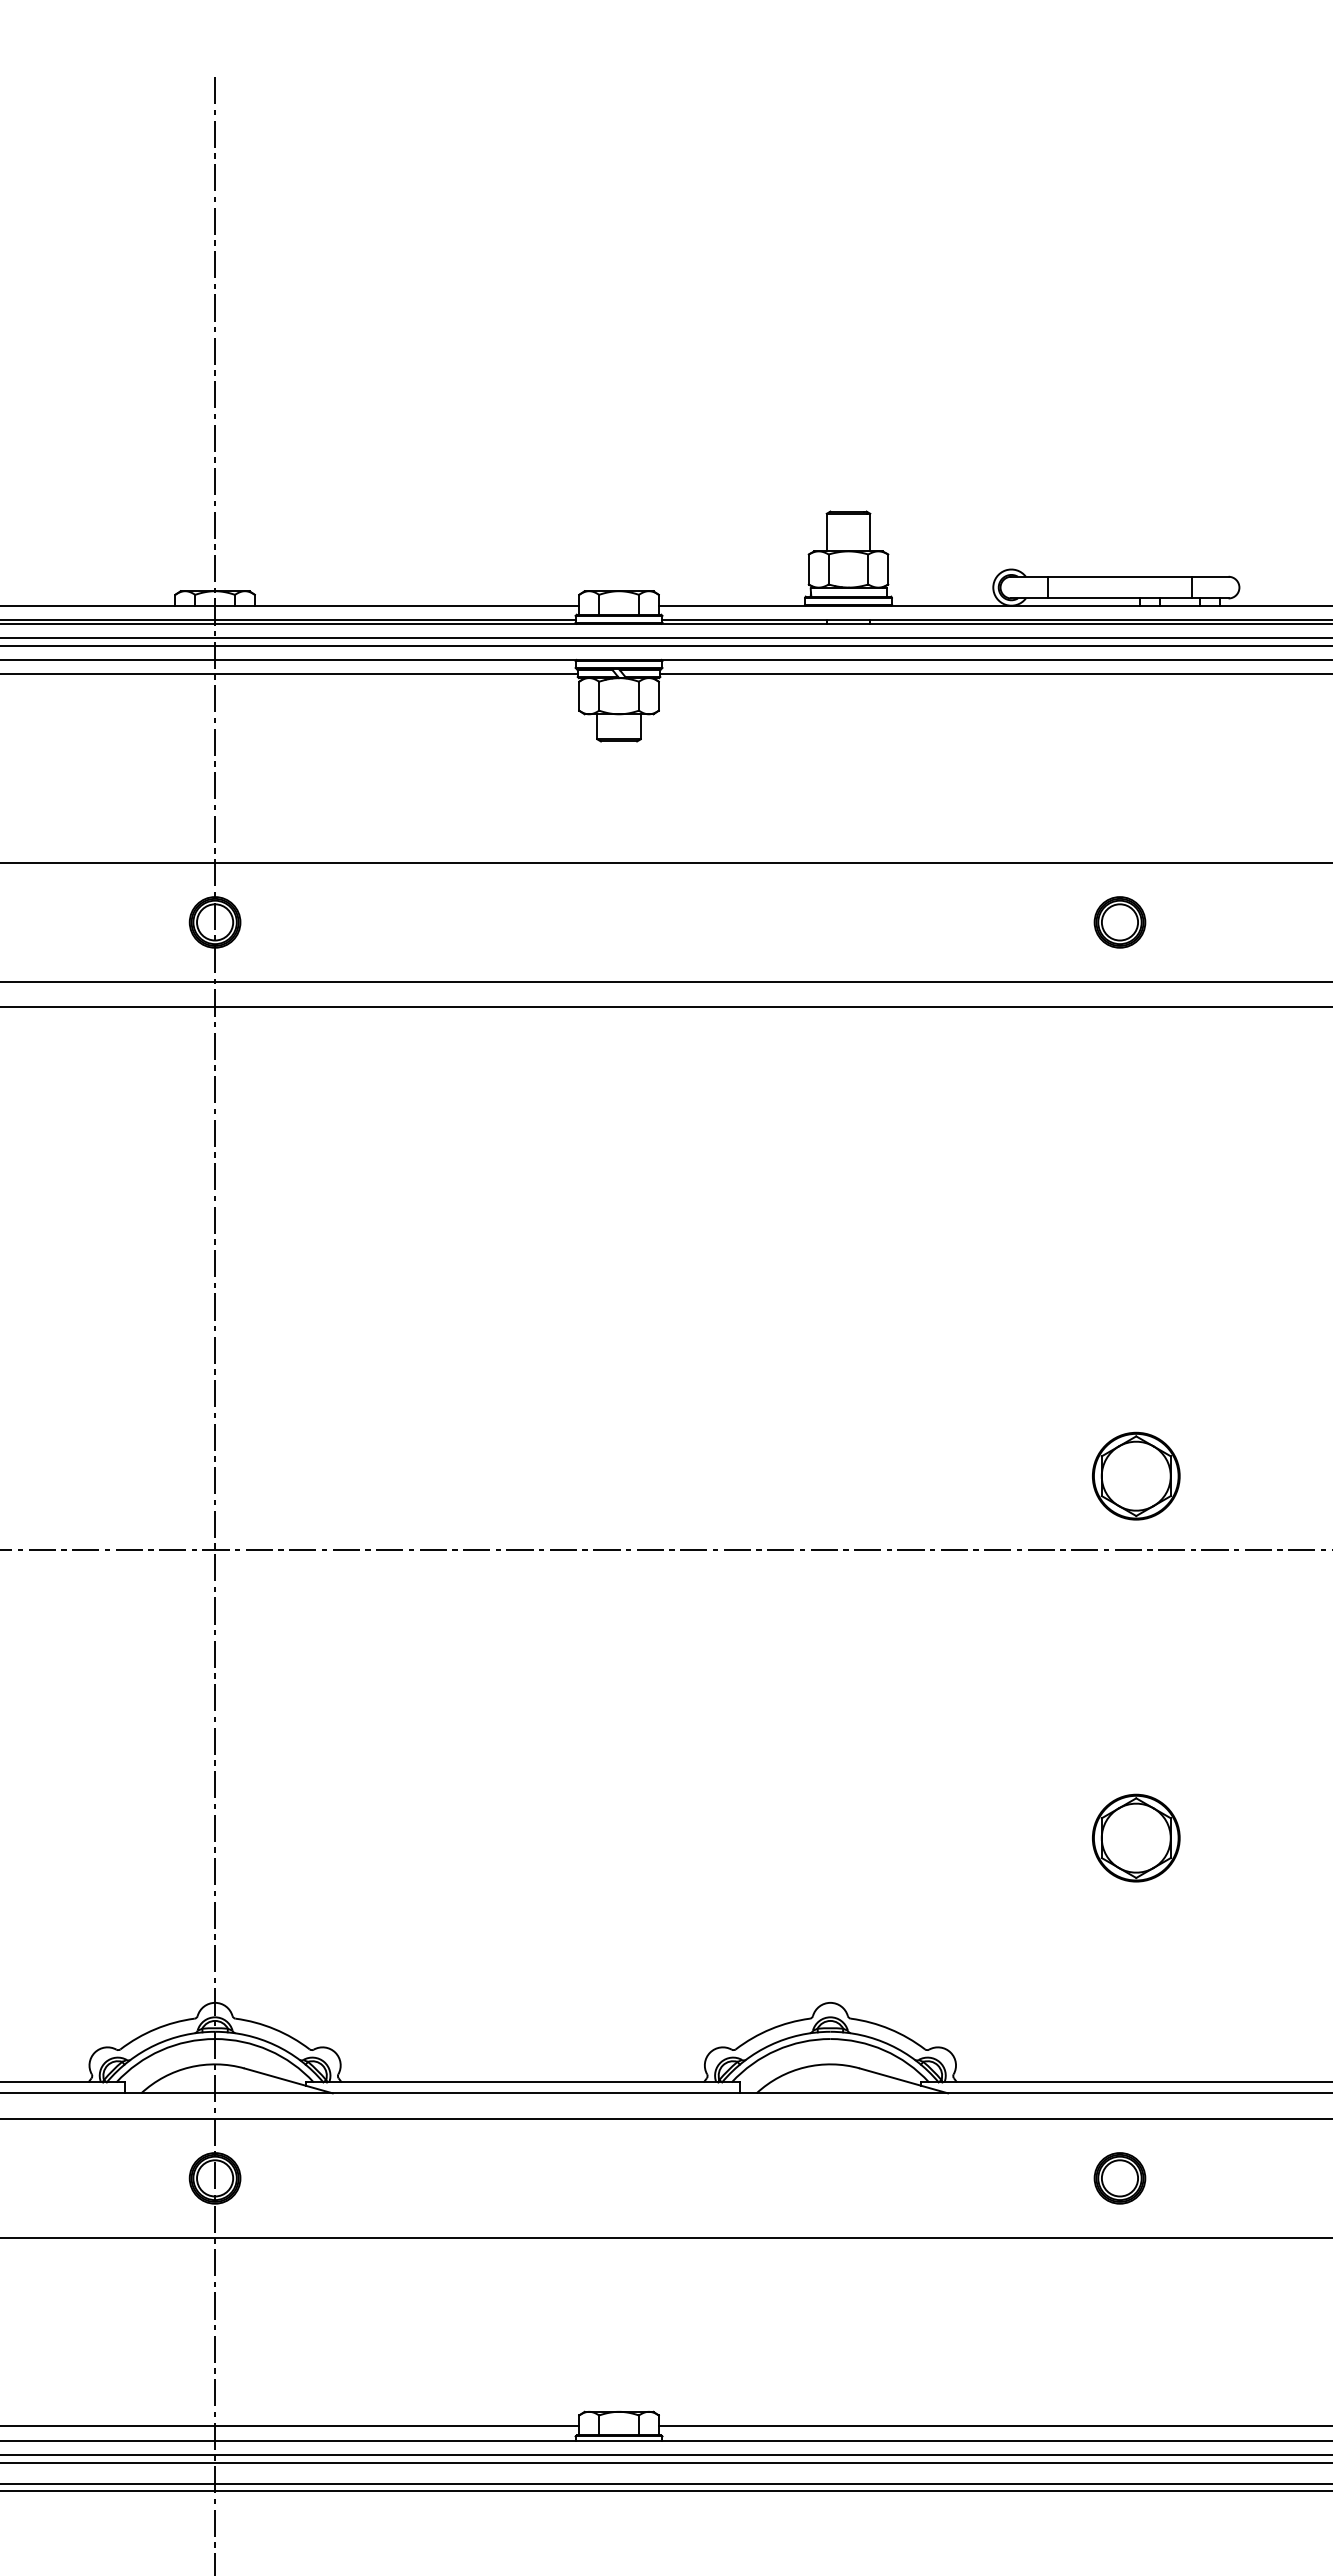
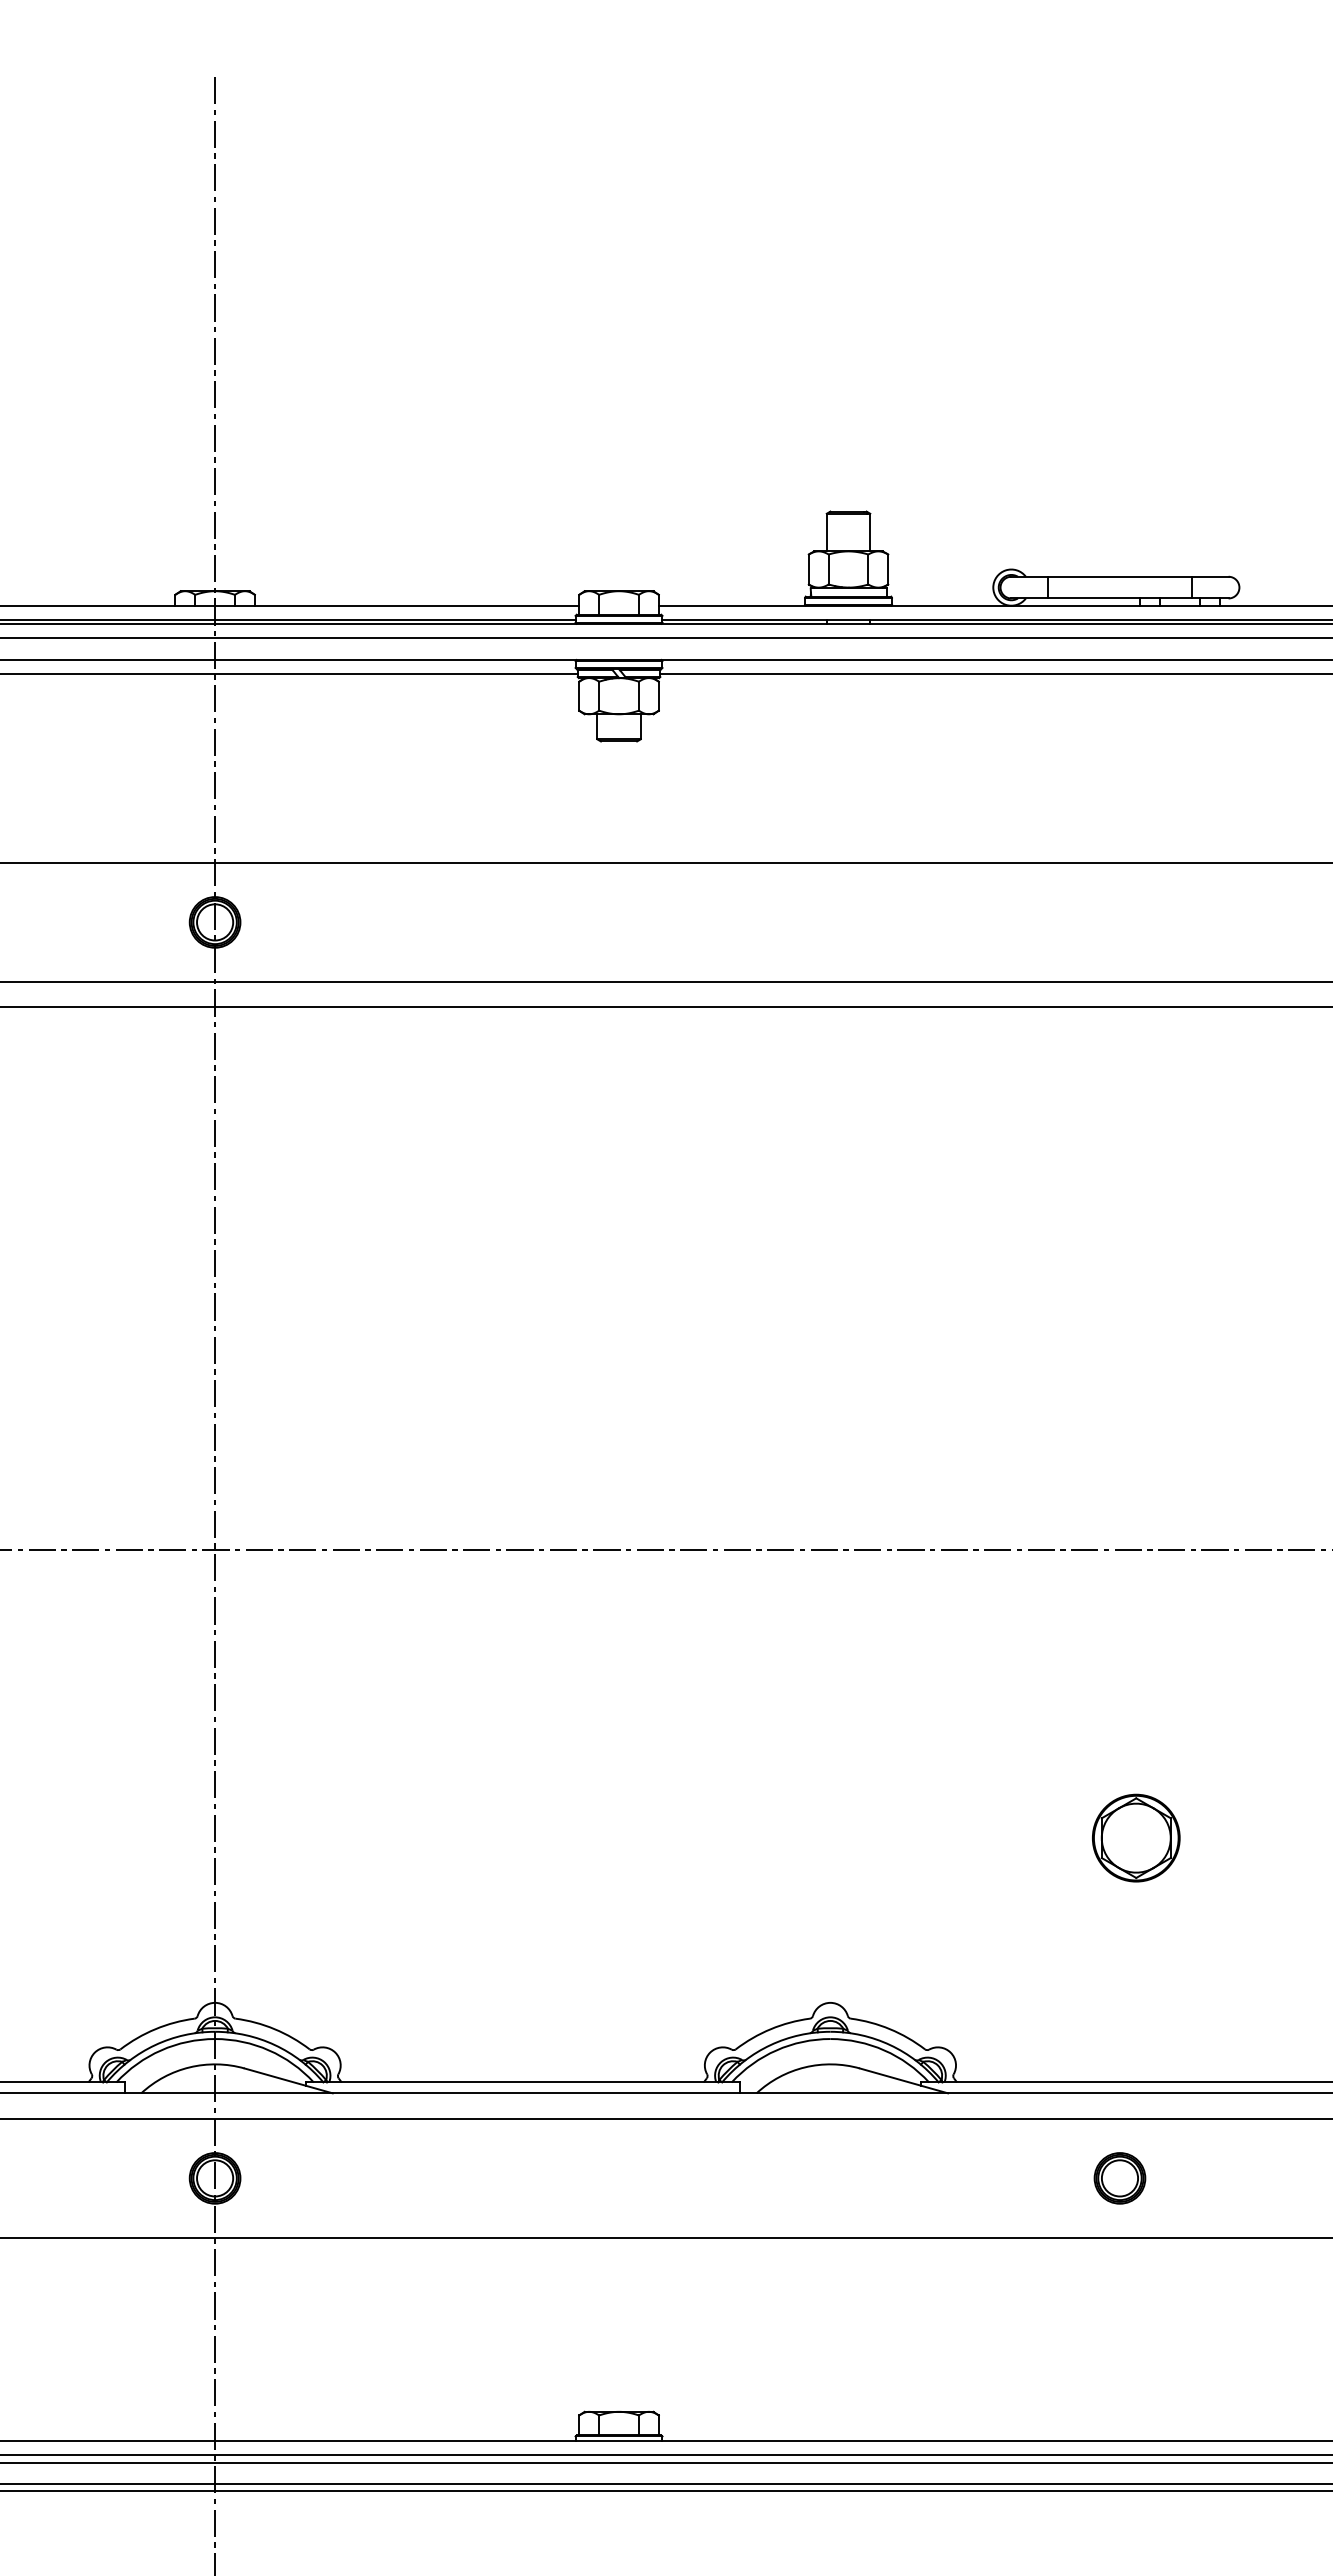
line: present -> none (665, 645)
part: present -> none (1119, 922)
part: present -> none (1136, 1475)
line: present -> none (290, 2426)
line: present -> none (993, 2426)
